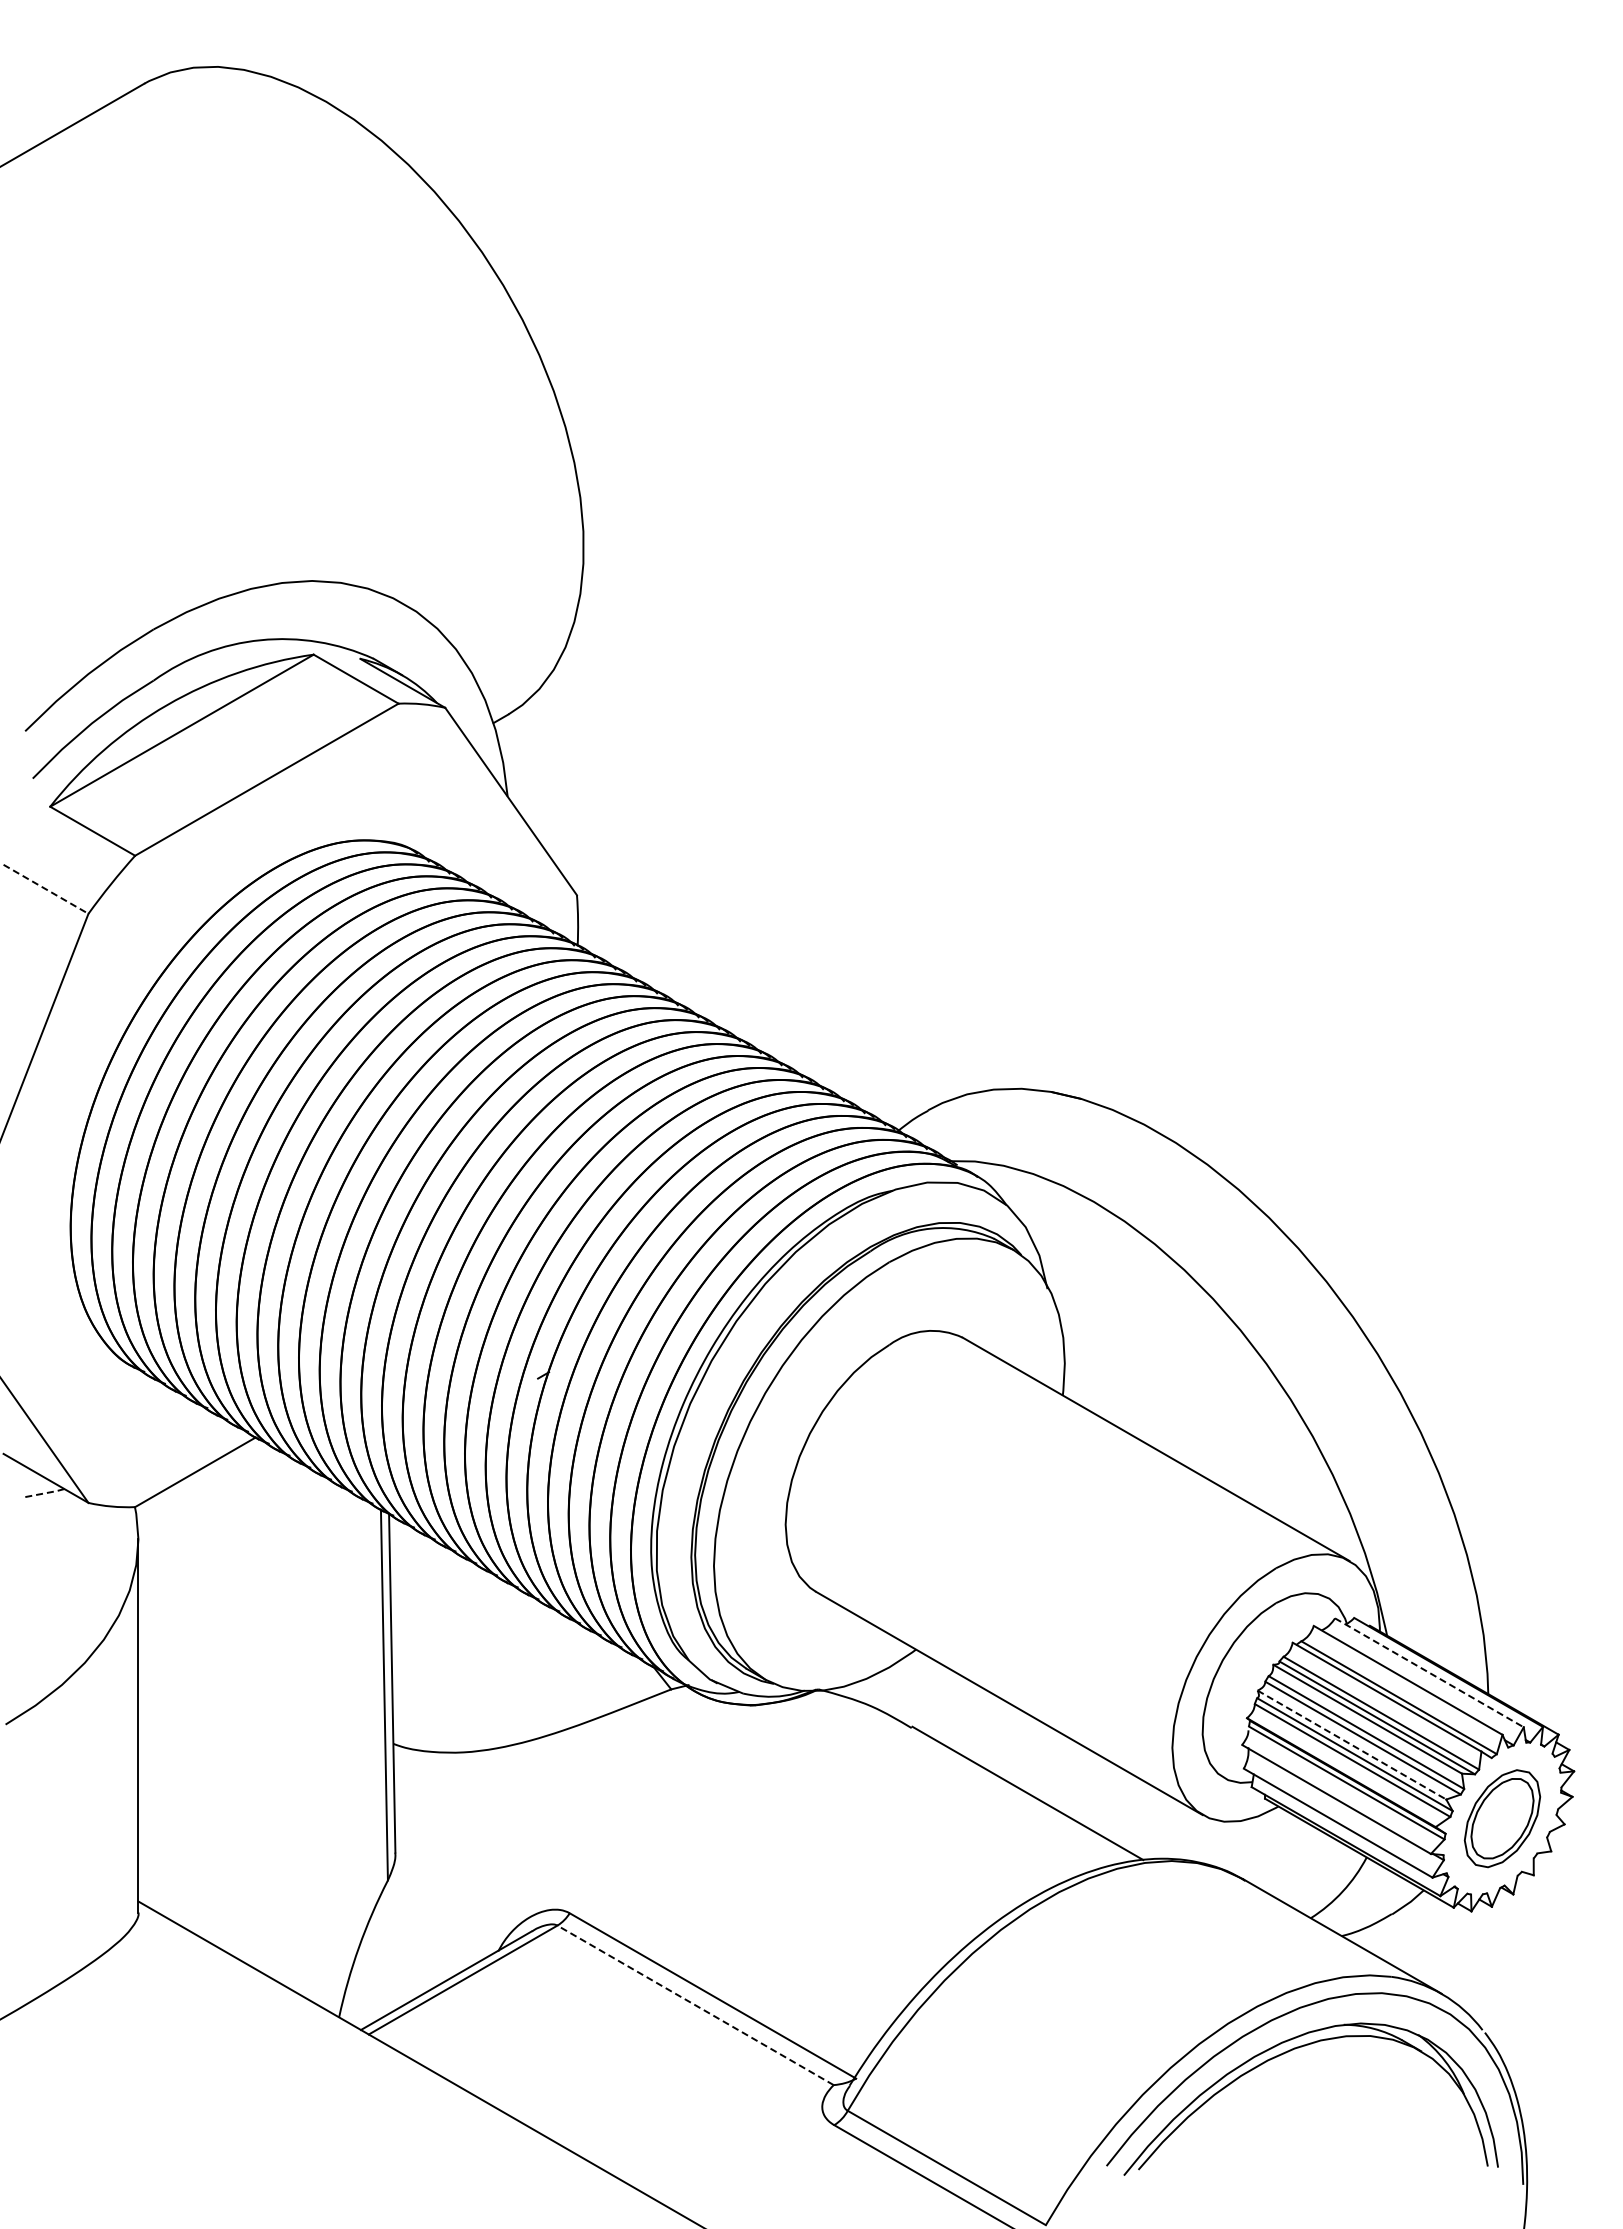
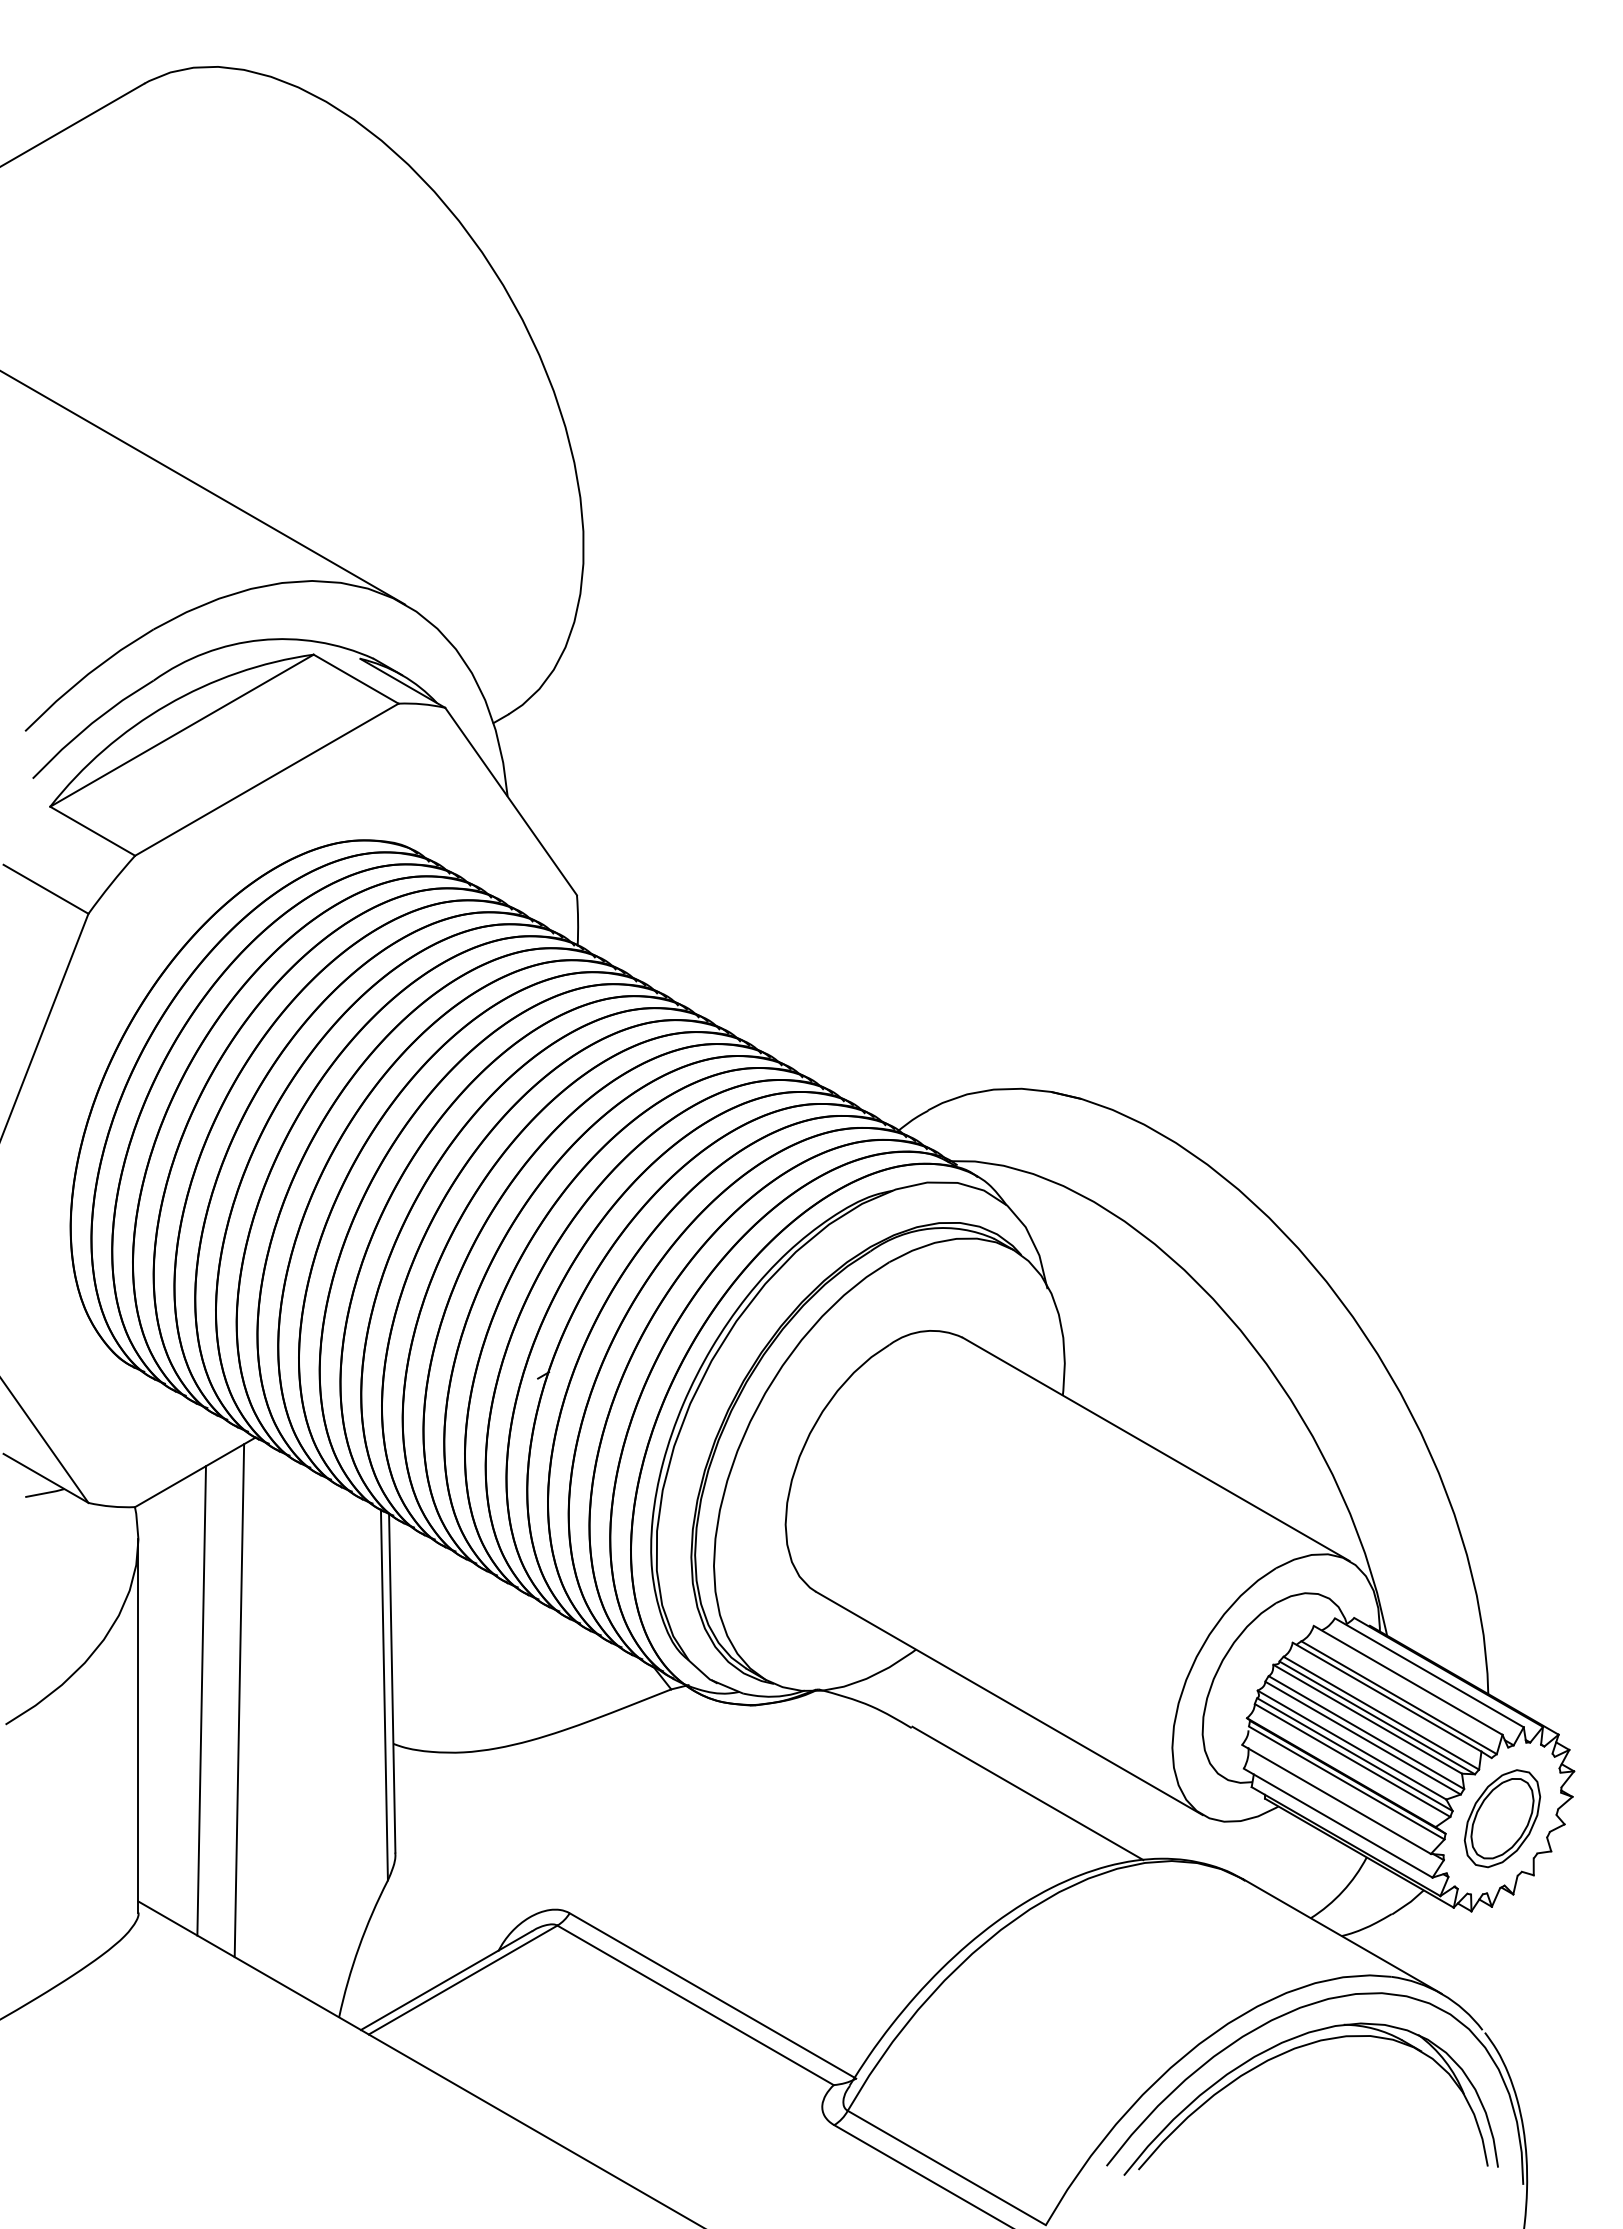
line: none -> present (203, 487)
line: dashed -> solid (46, 889)
line: dashed -> solid (45, 1493)
line: dashed -> solid (1429, 1672)
line: none -> present (201, 1700)
line: none -> present (239, 1700)
line: dashed -> solid (1351, 1745)
line: dashed -> solid (695, 2005)
